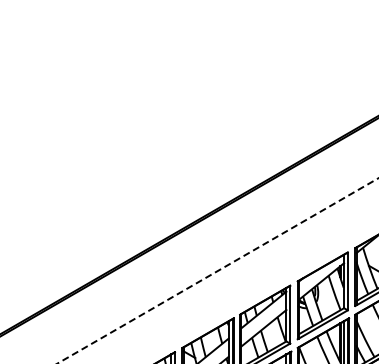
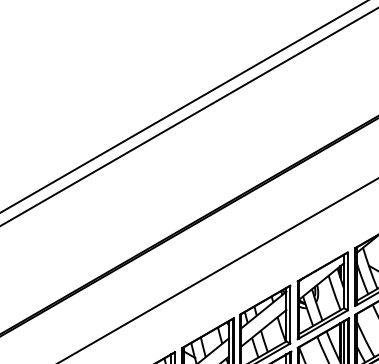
line: none -> present (183, 106)
line: none -> present (188, 117)
line: dashed -> solid (217, 270)
